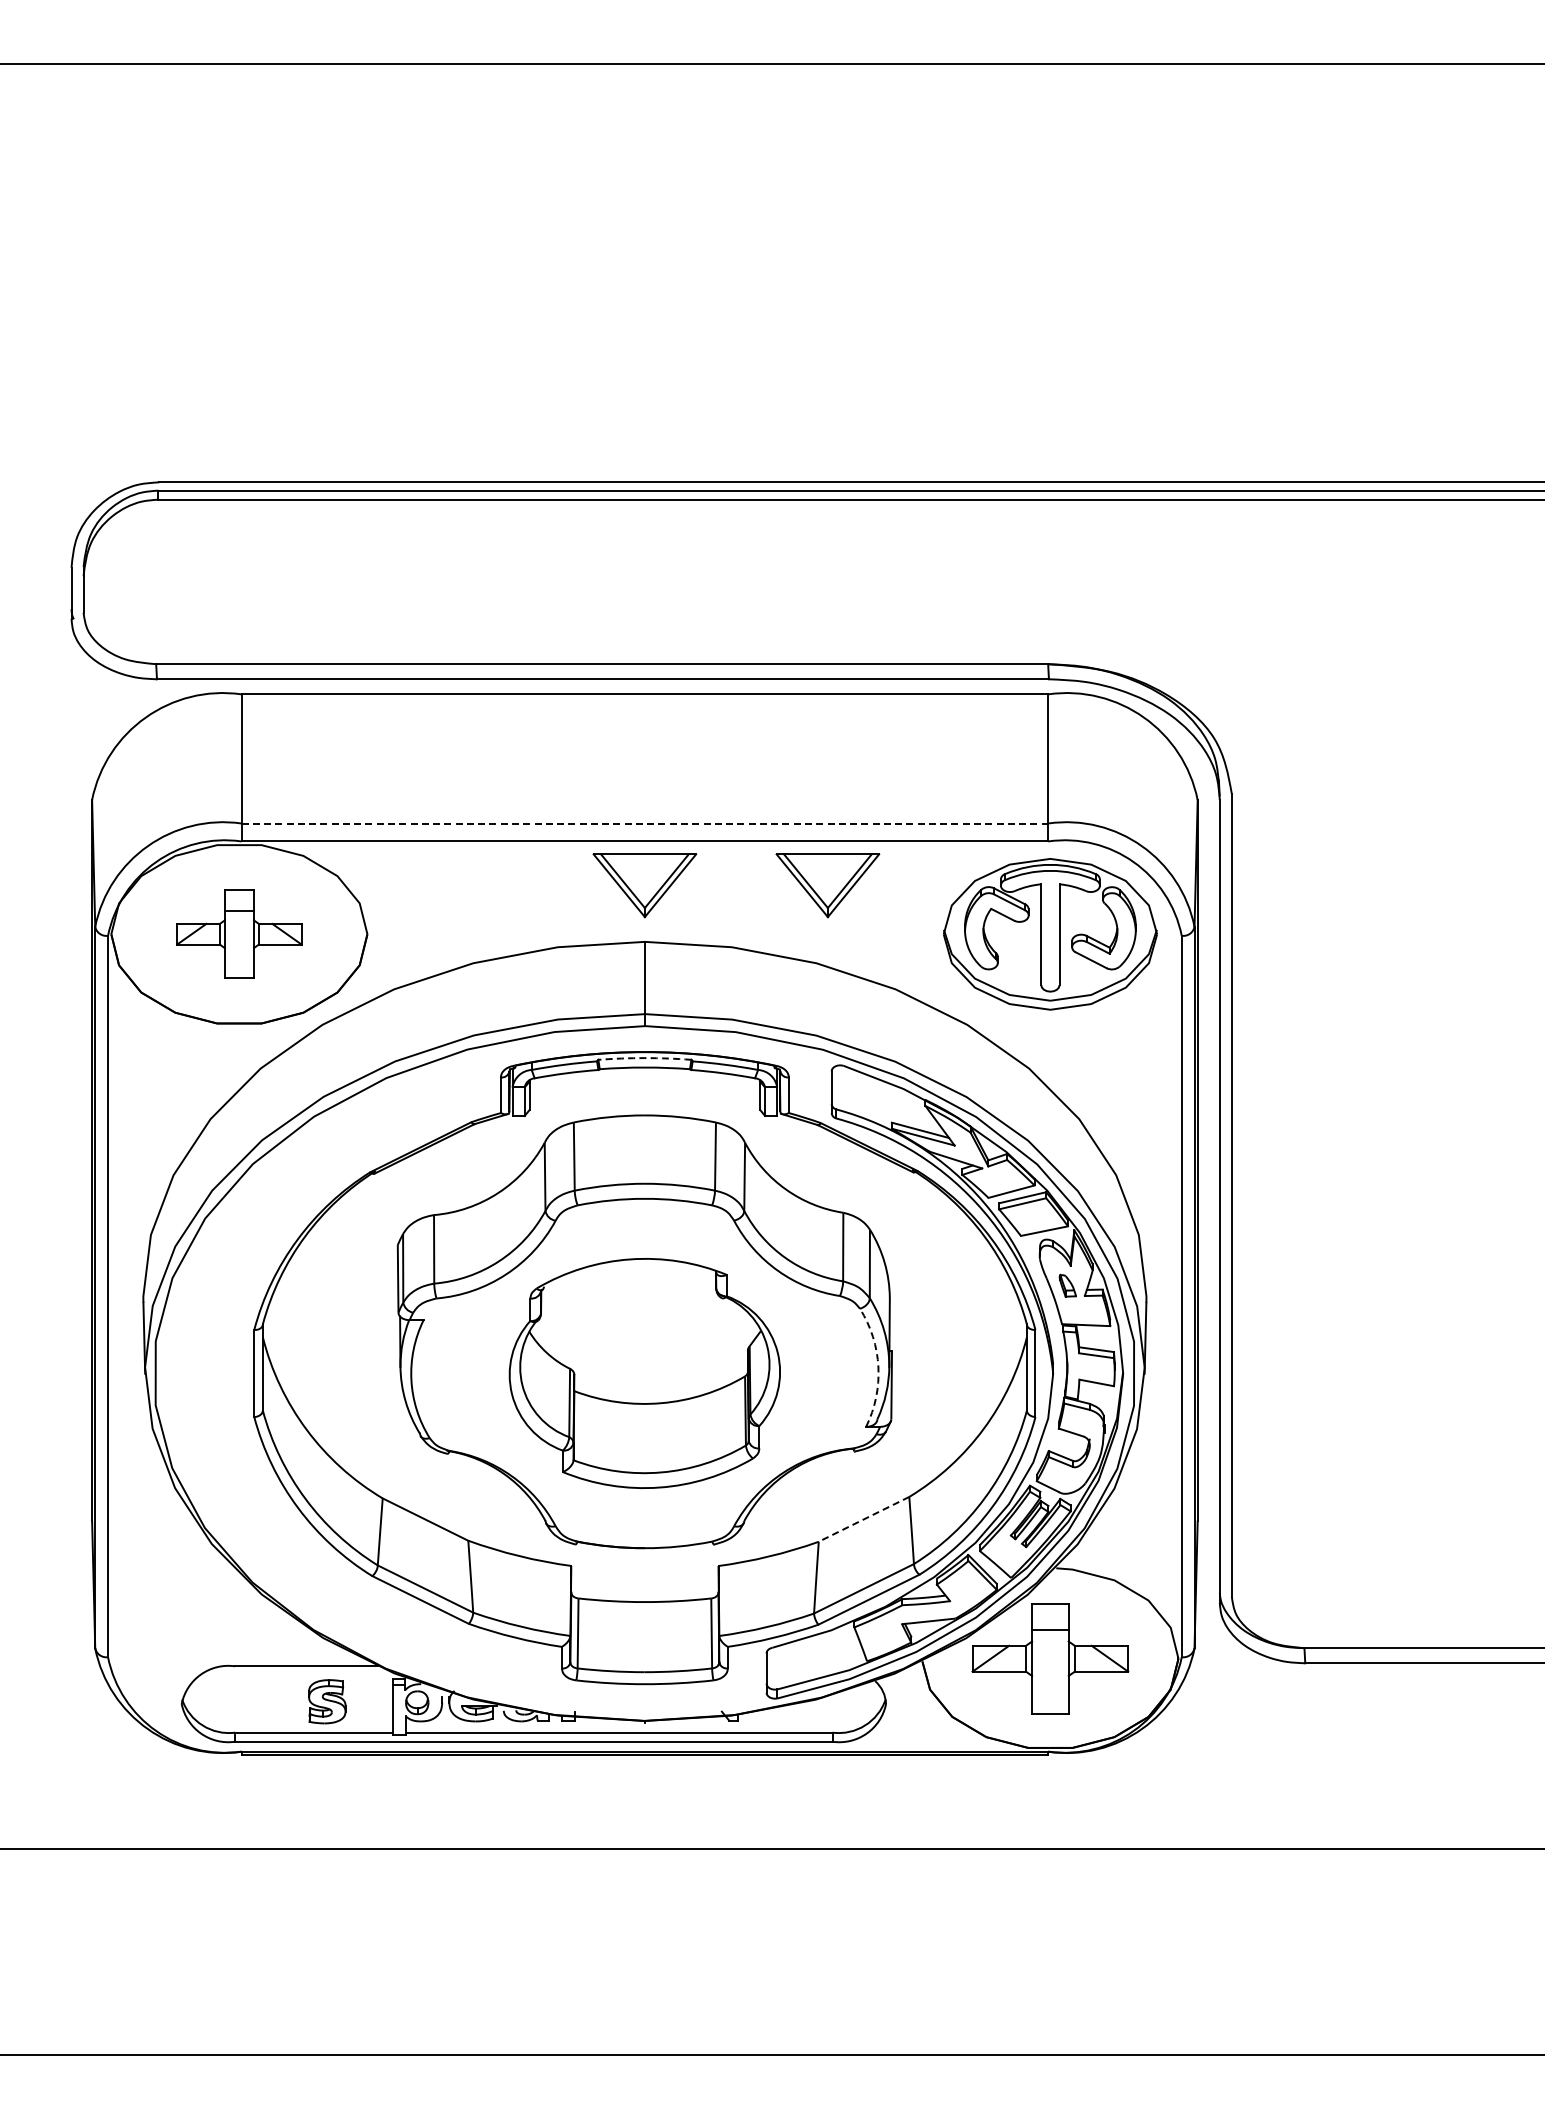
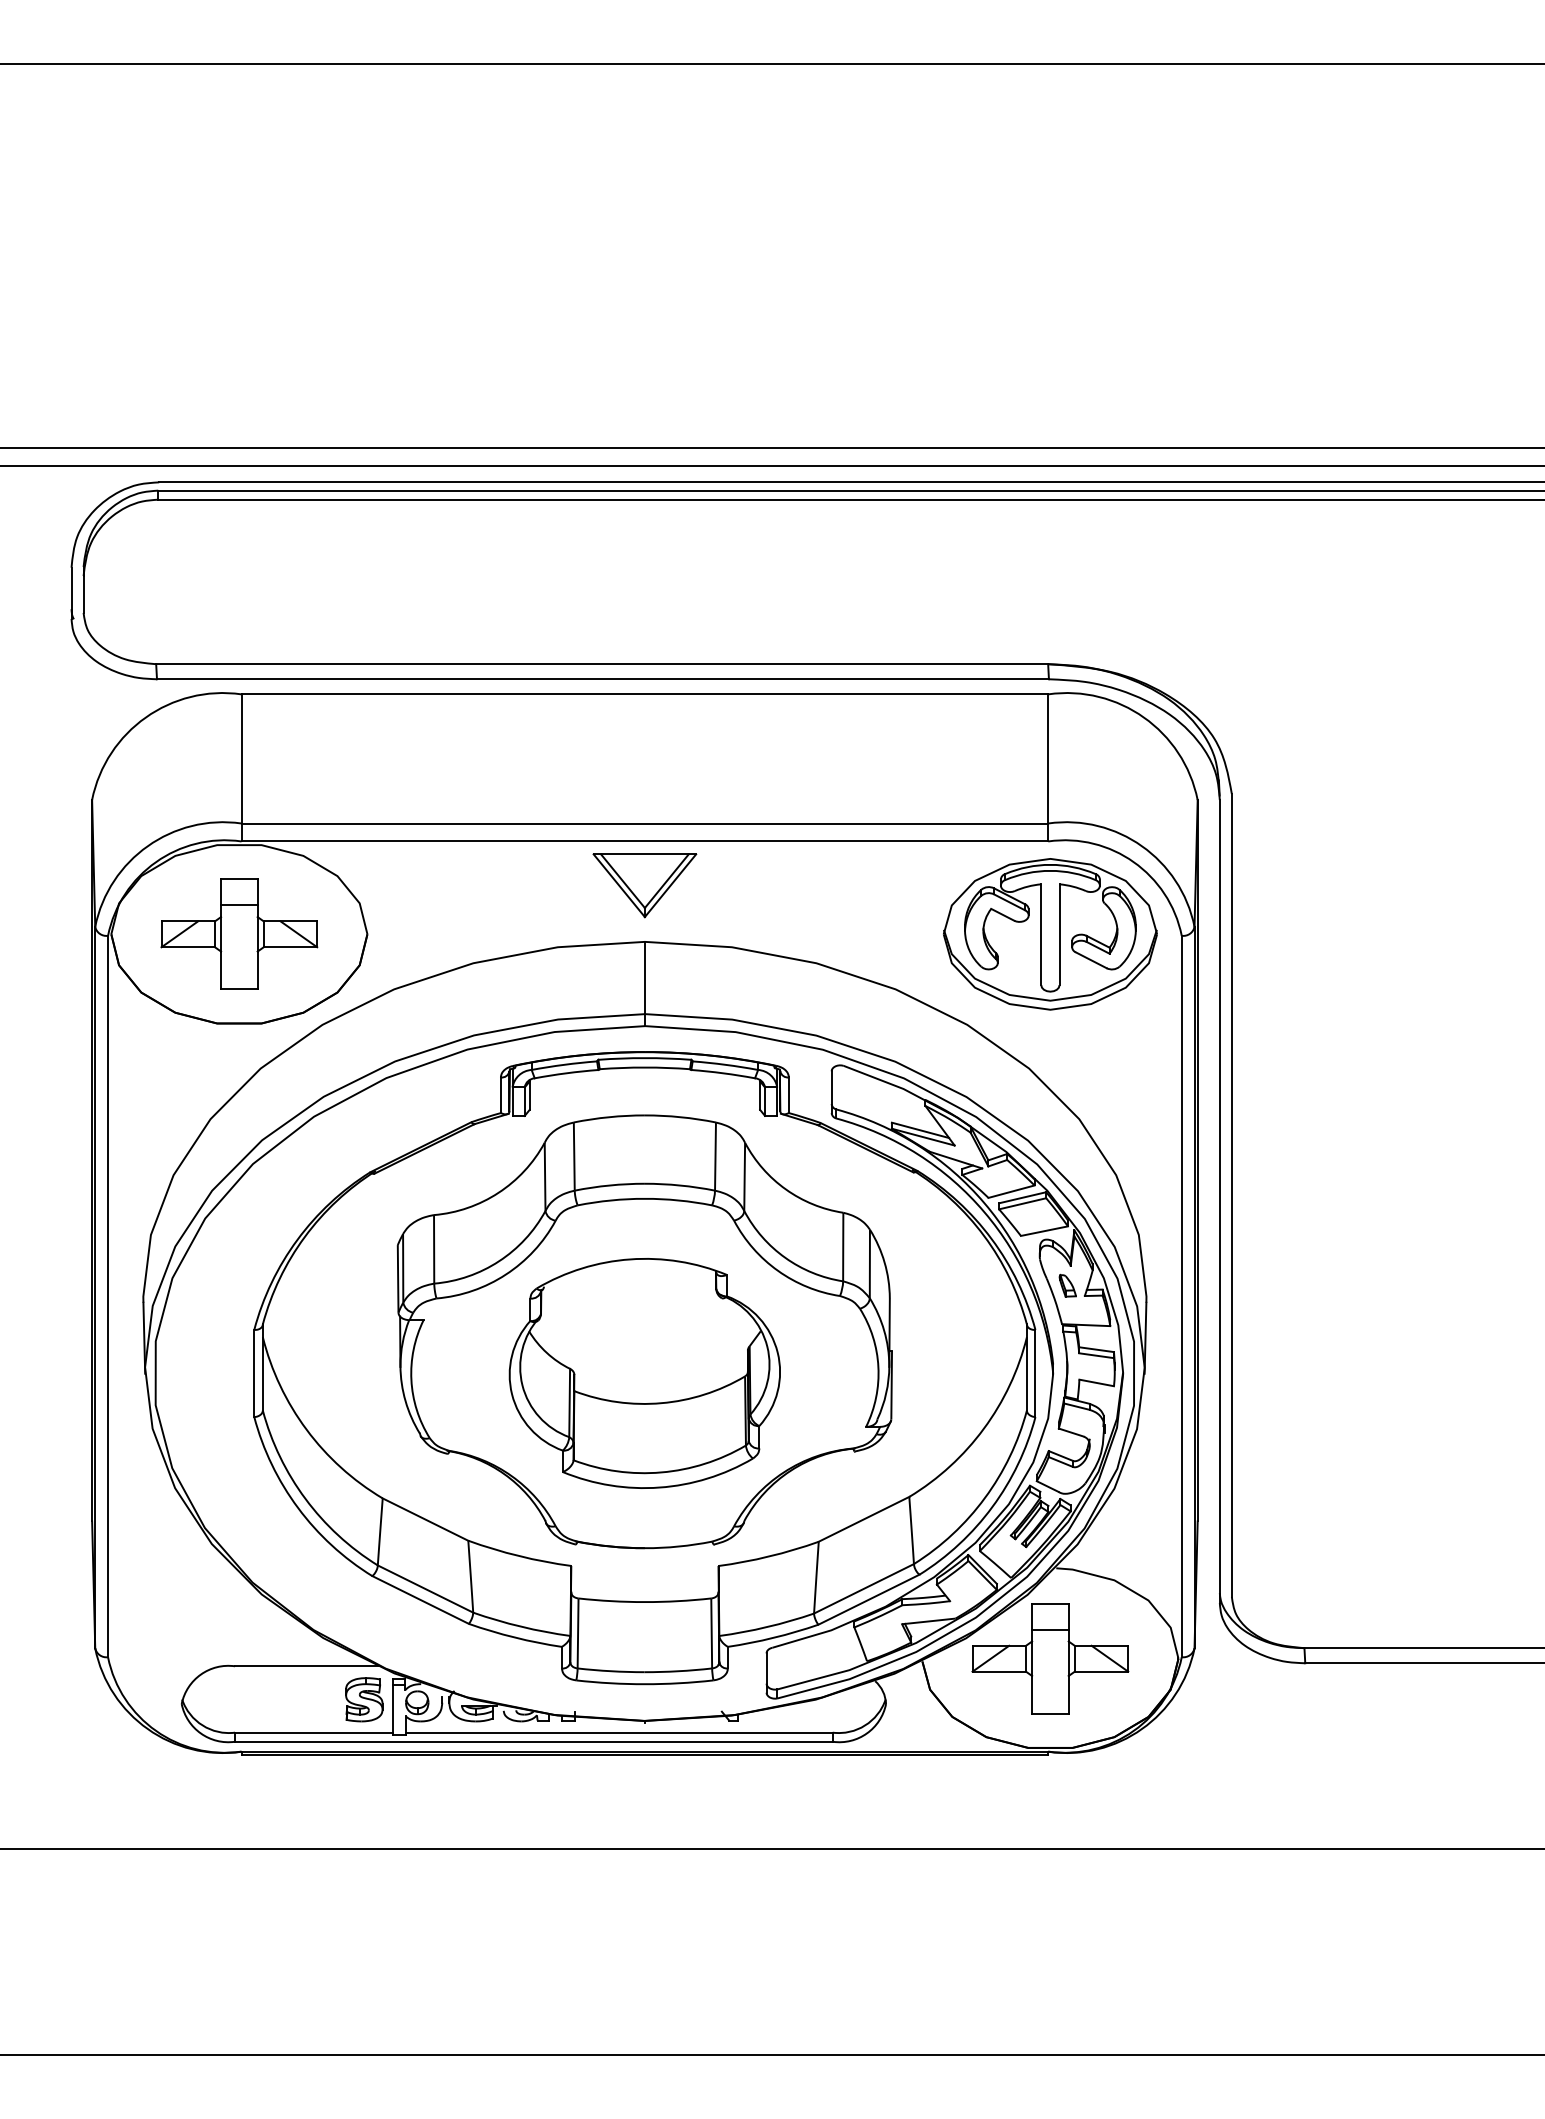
line: none -> present (771, 447)
line: none -> present (771, 466)
line: dashed -> solid (645, 823)
part: present -> none (827, 885)
part size: 127x90 px -> 159x112 px (239, 933)
arc: dashed -> solid (644, 1058)
arc: dashed -> solid (878, 1367)
line: dashed -> solid (864, 1519)
part position: (327, 1701) -> (364, 1699) (364, 1699)
